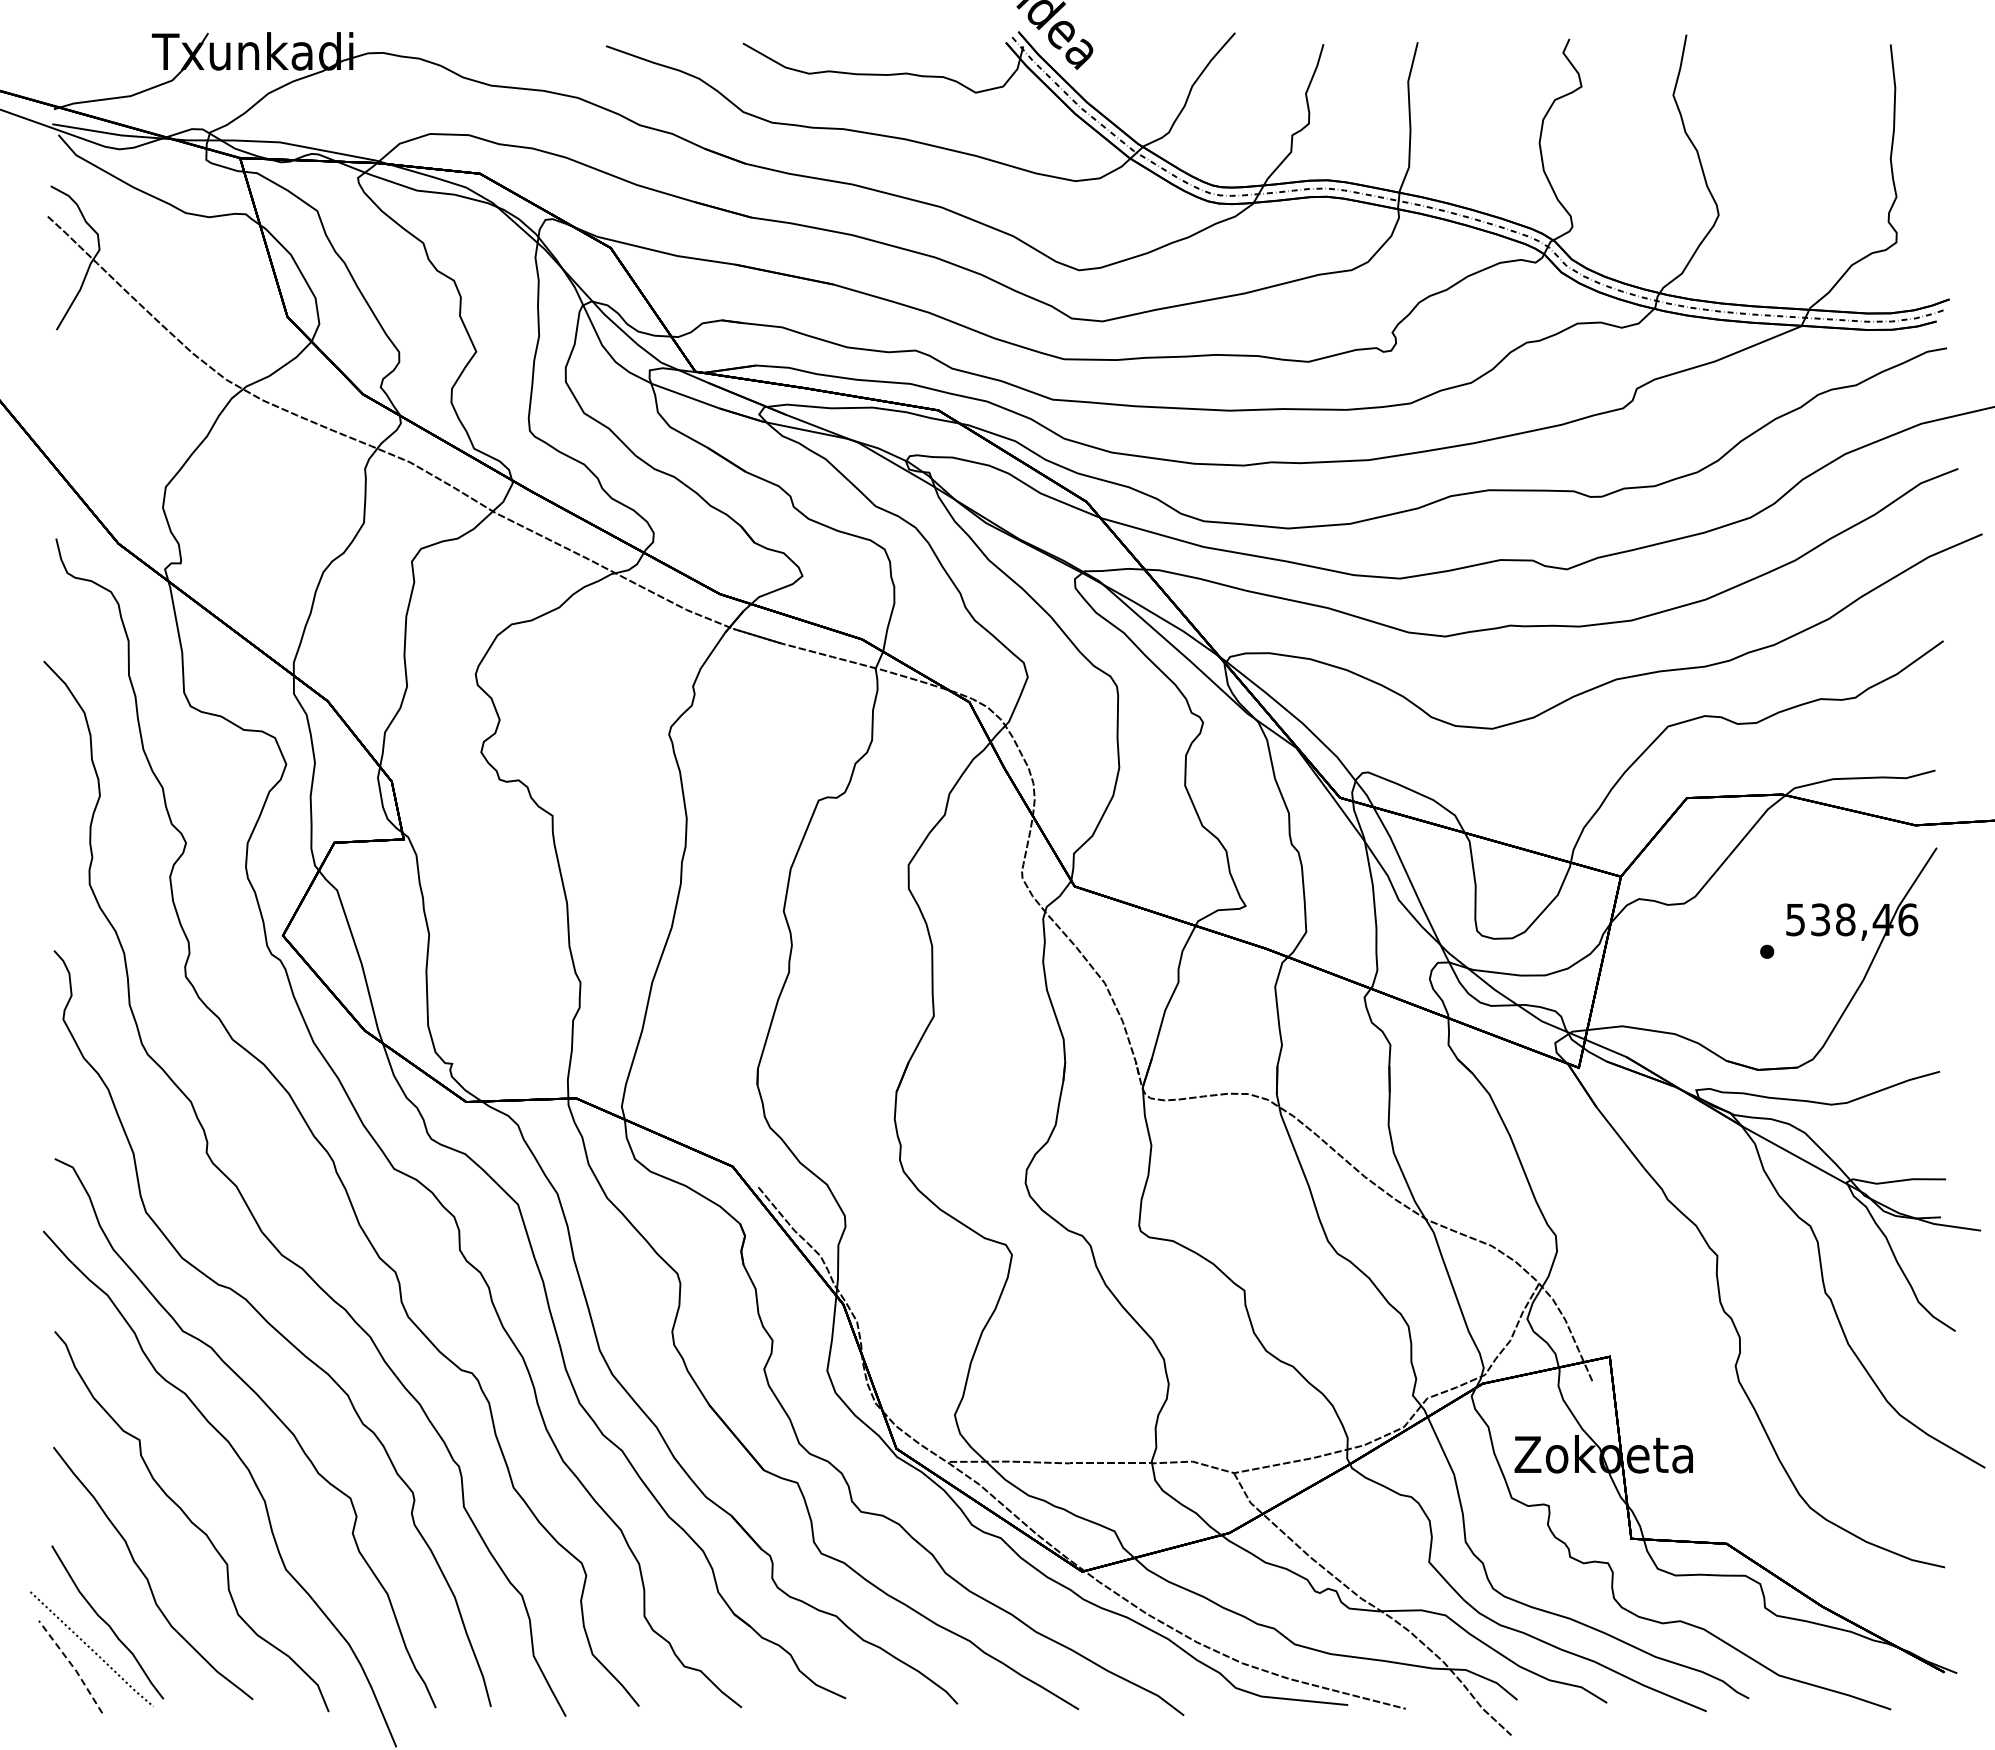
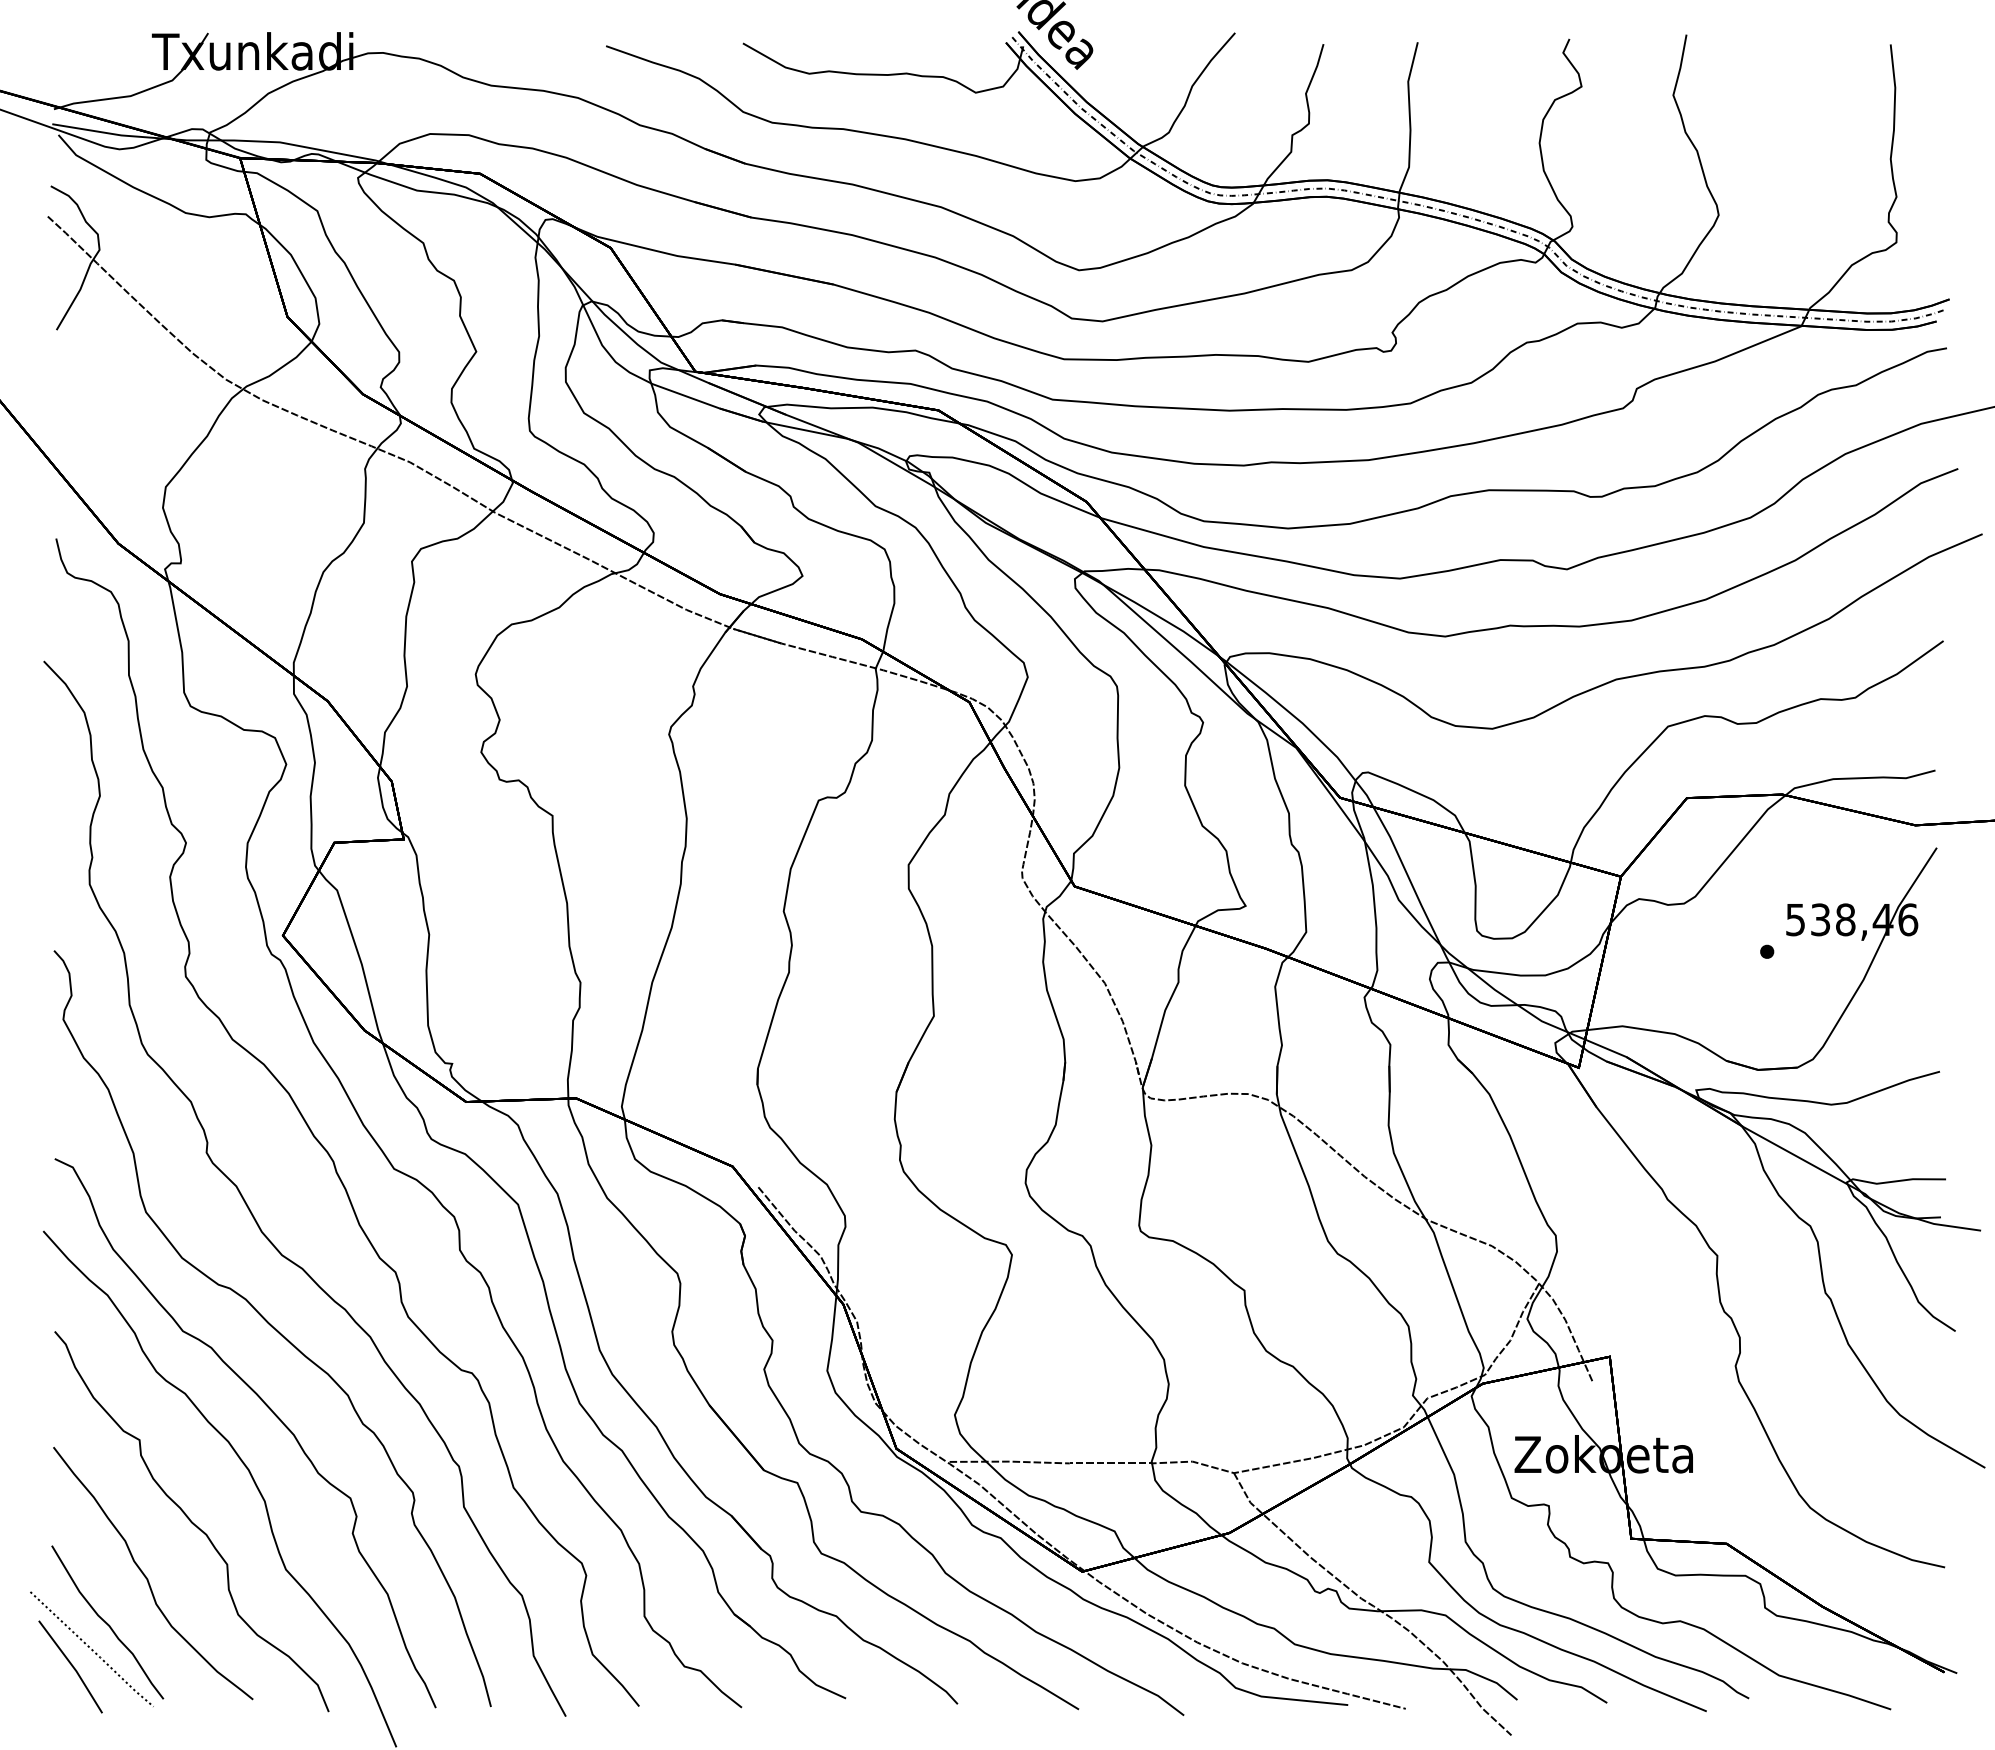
line: dashed -> solid (72, 1666)
